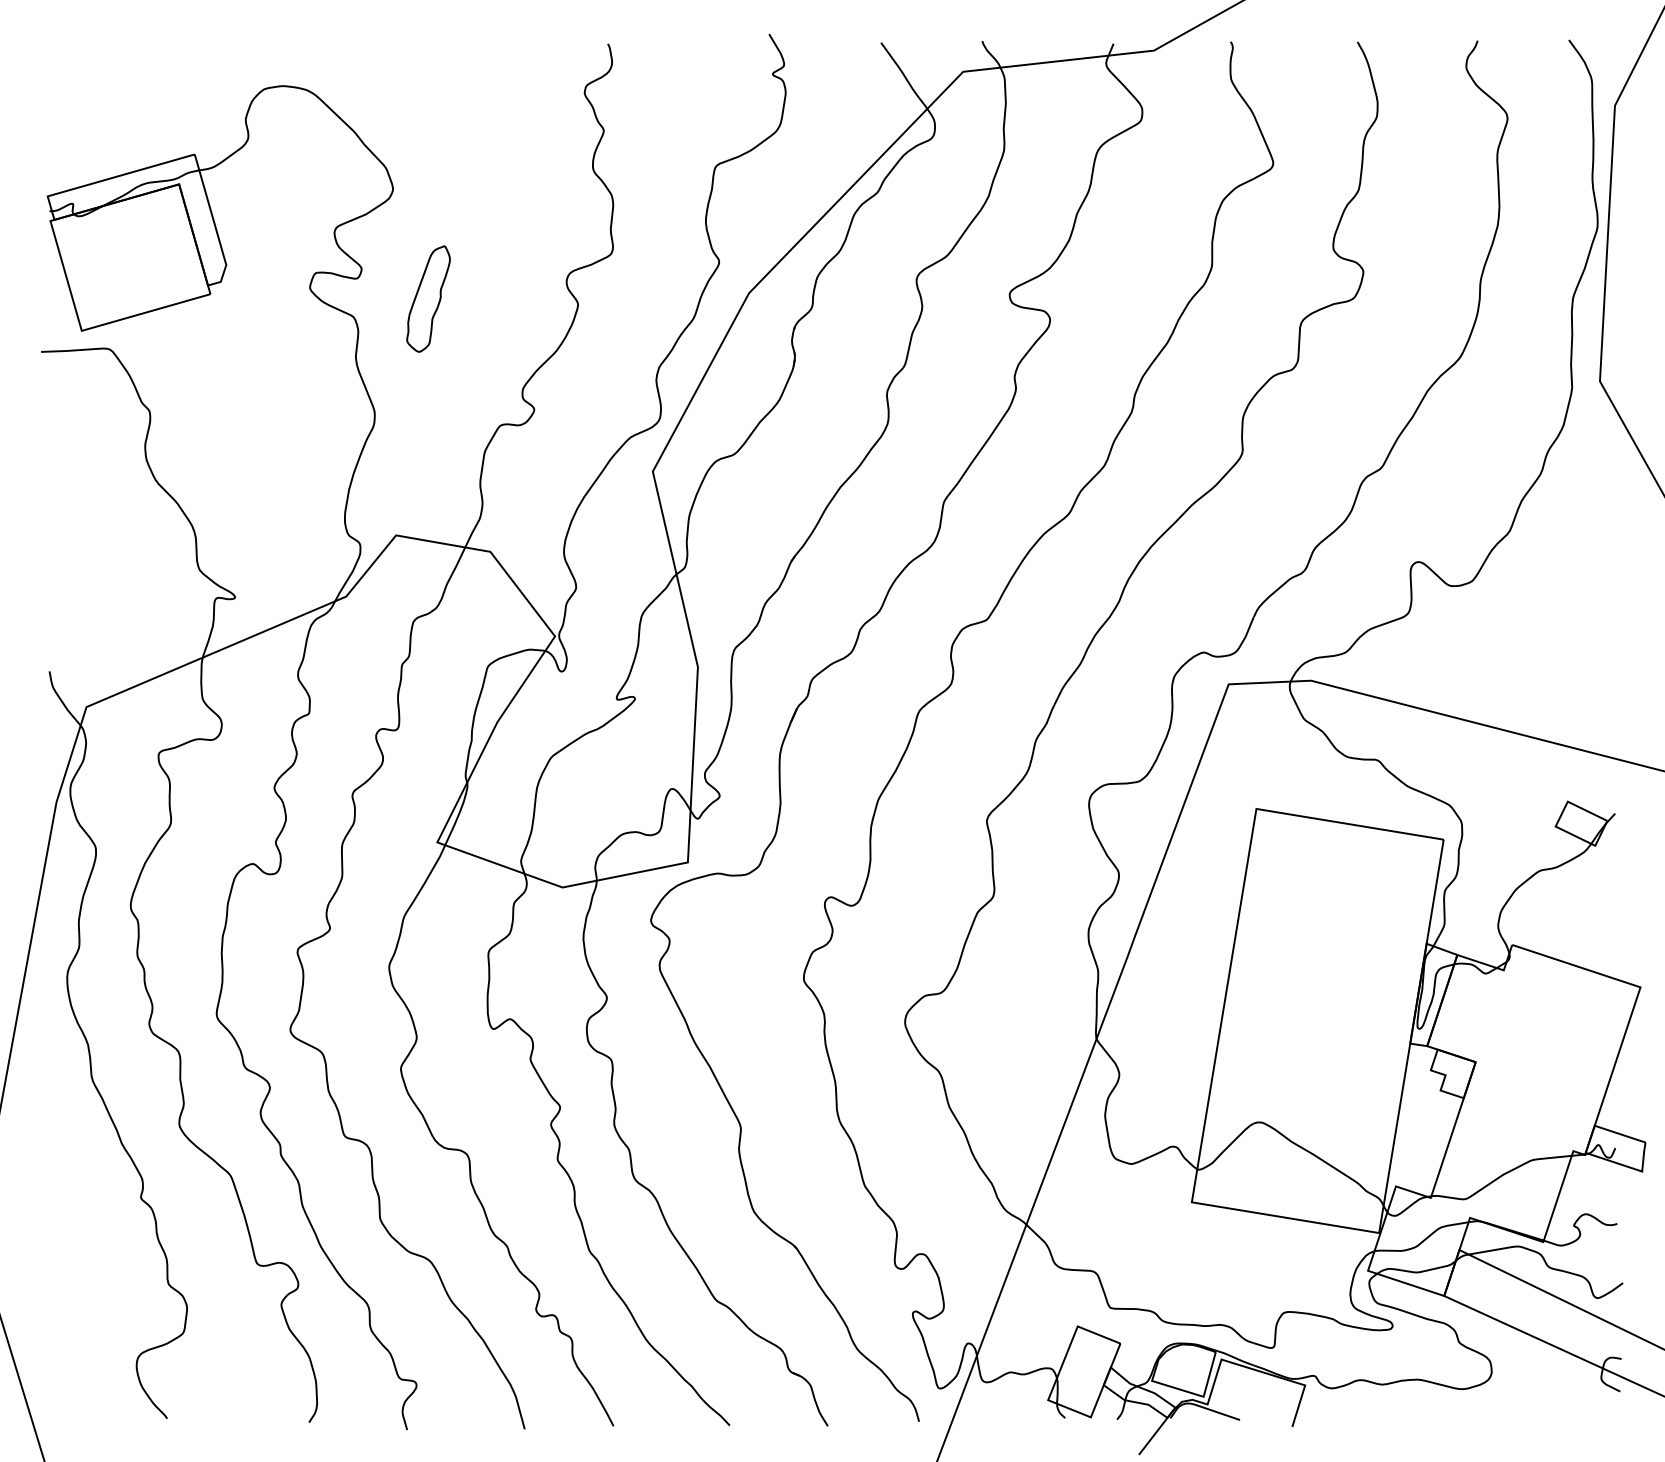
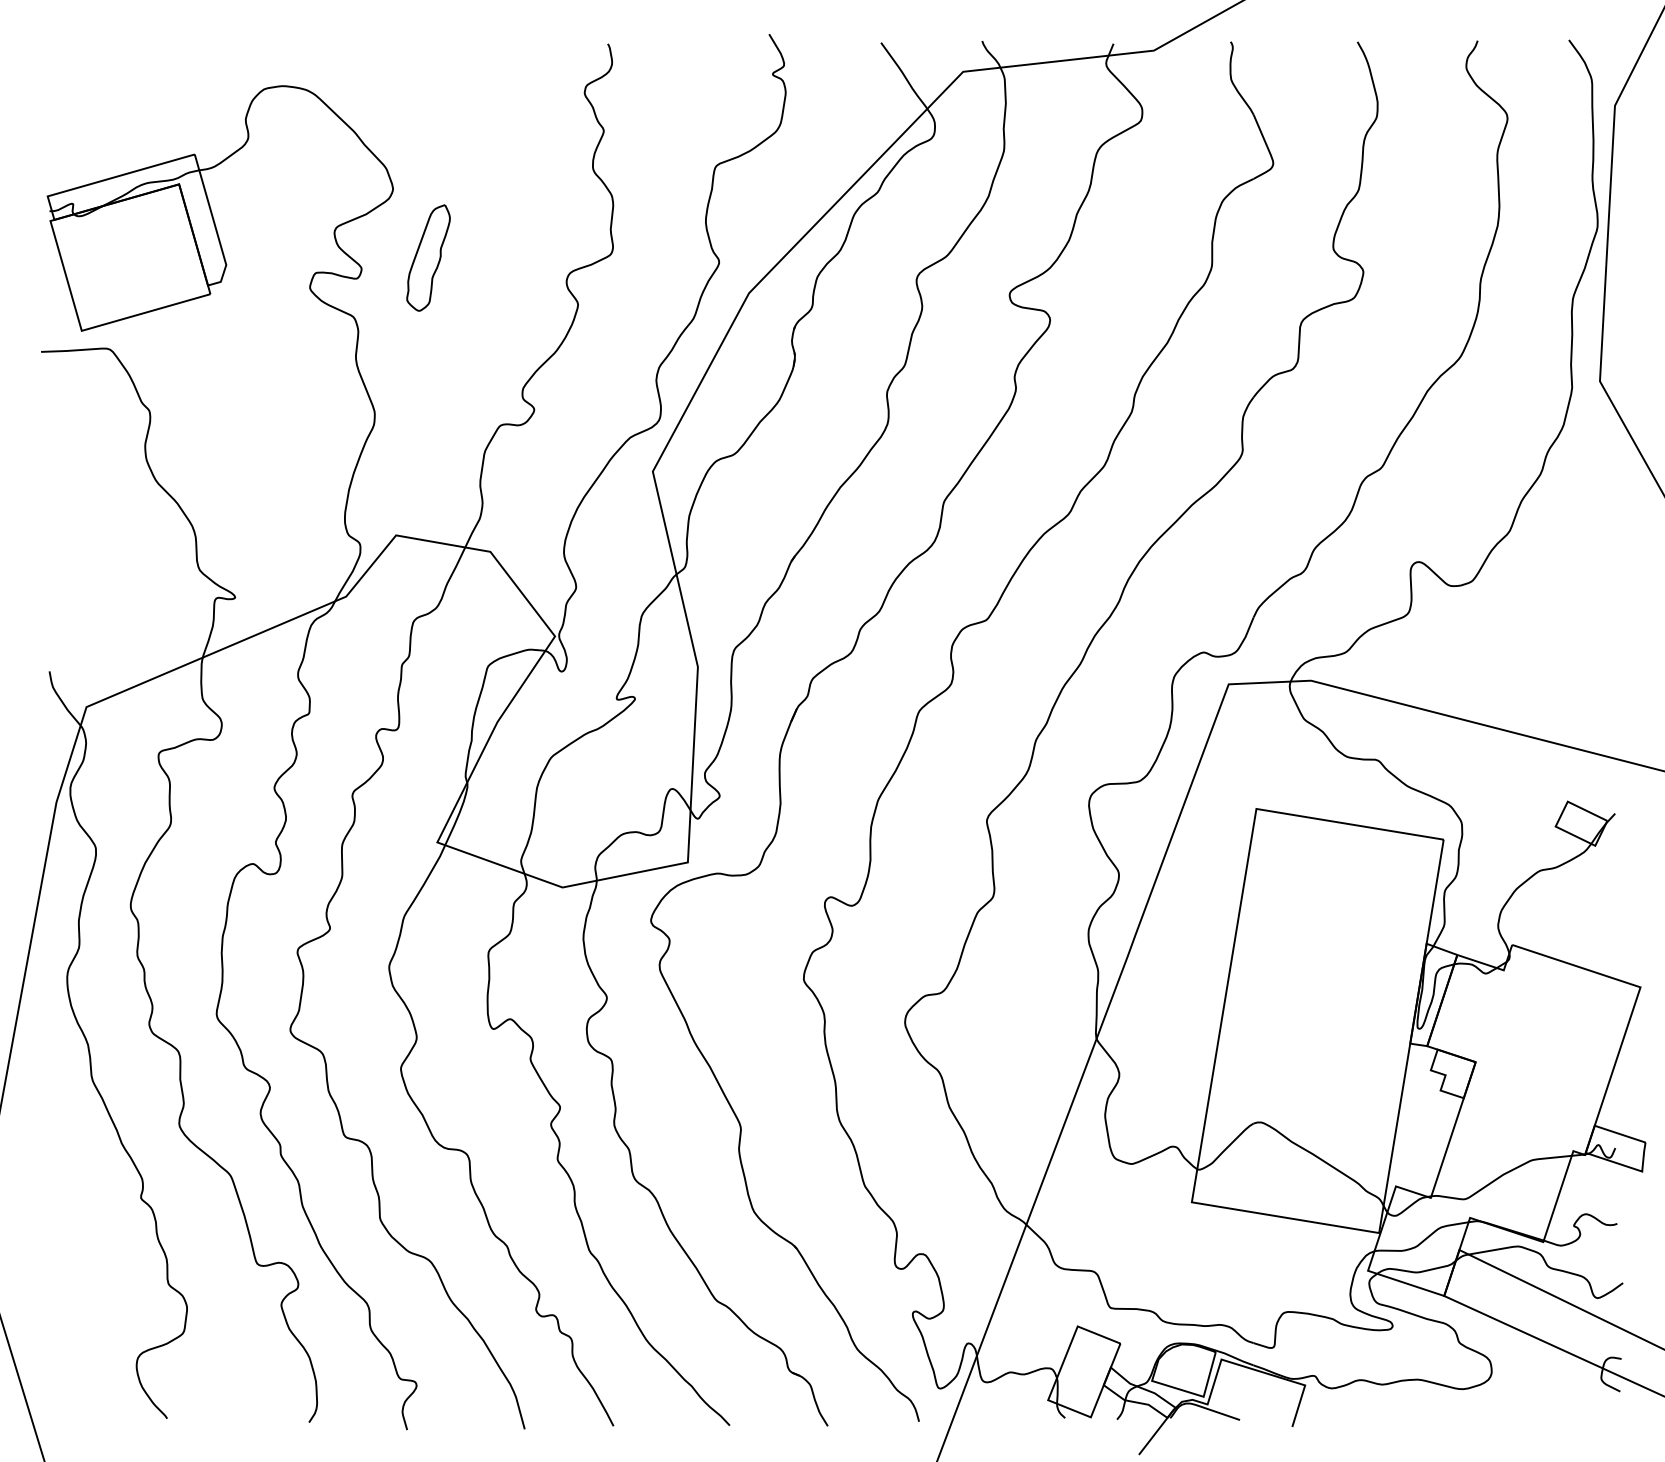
part position: (428, 298) -> (428, 257) (428, 257)
